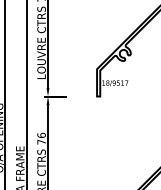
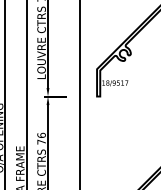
line: none -> present (79, 94)
